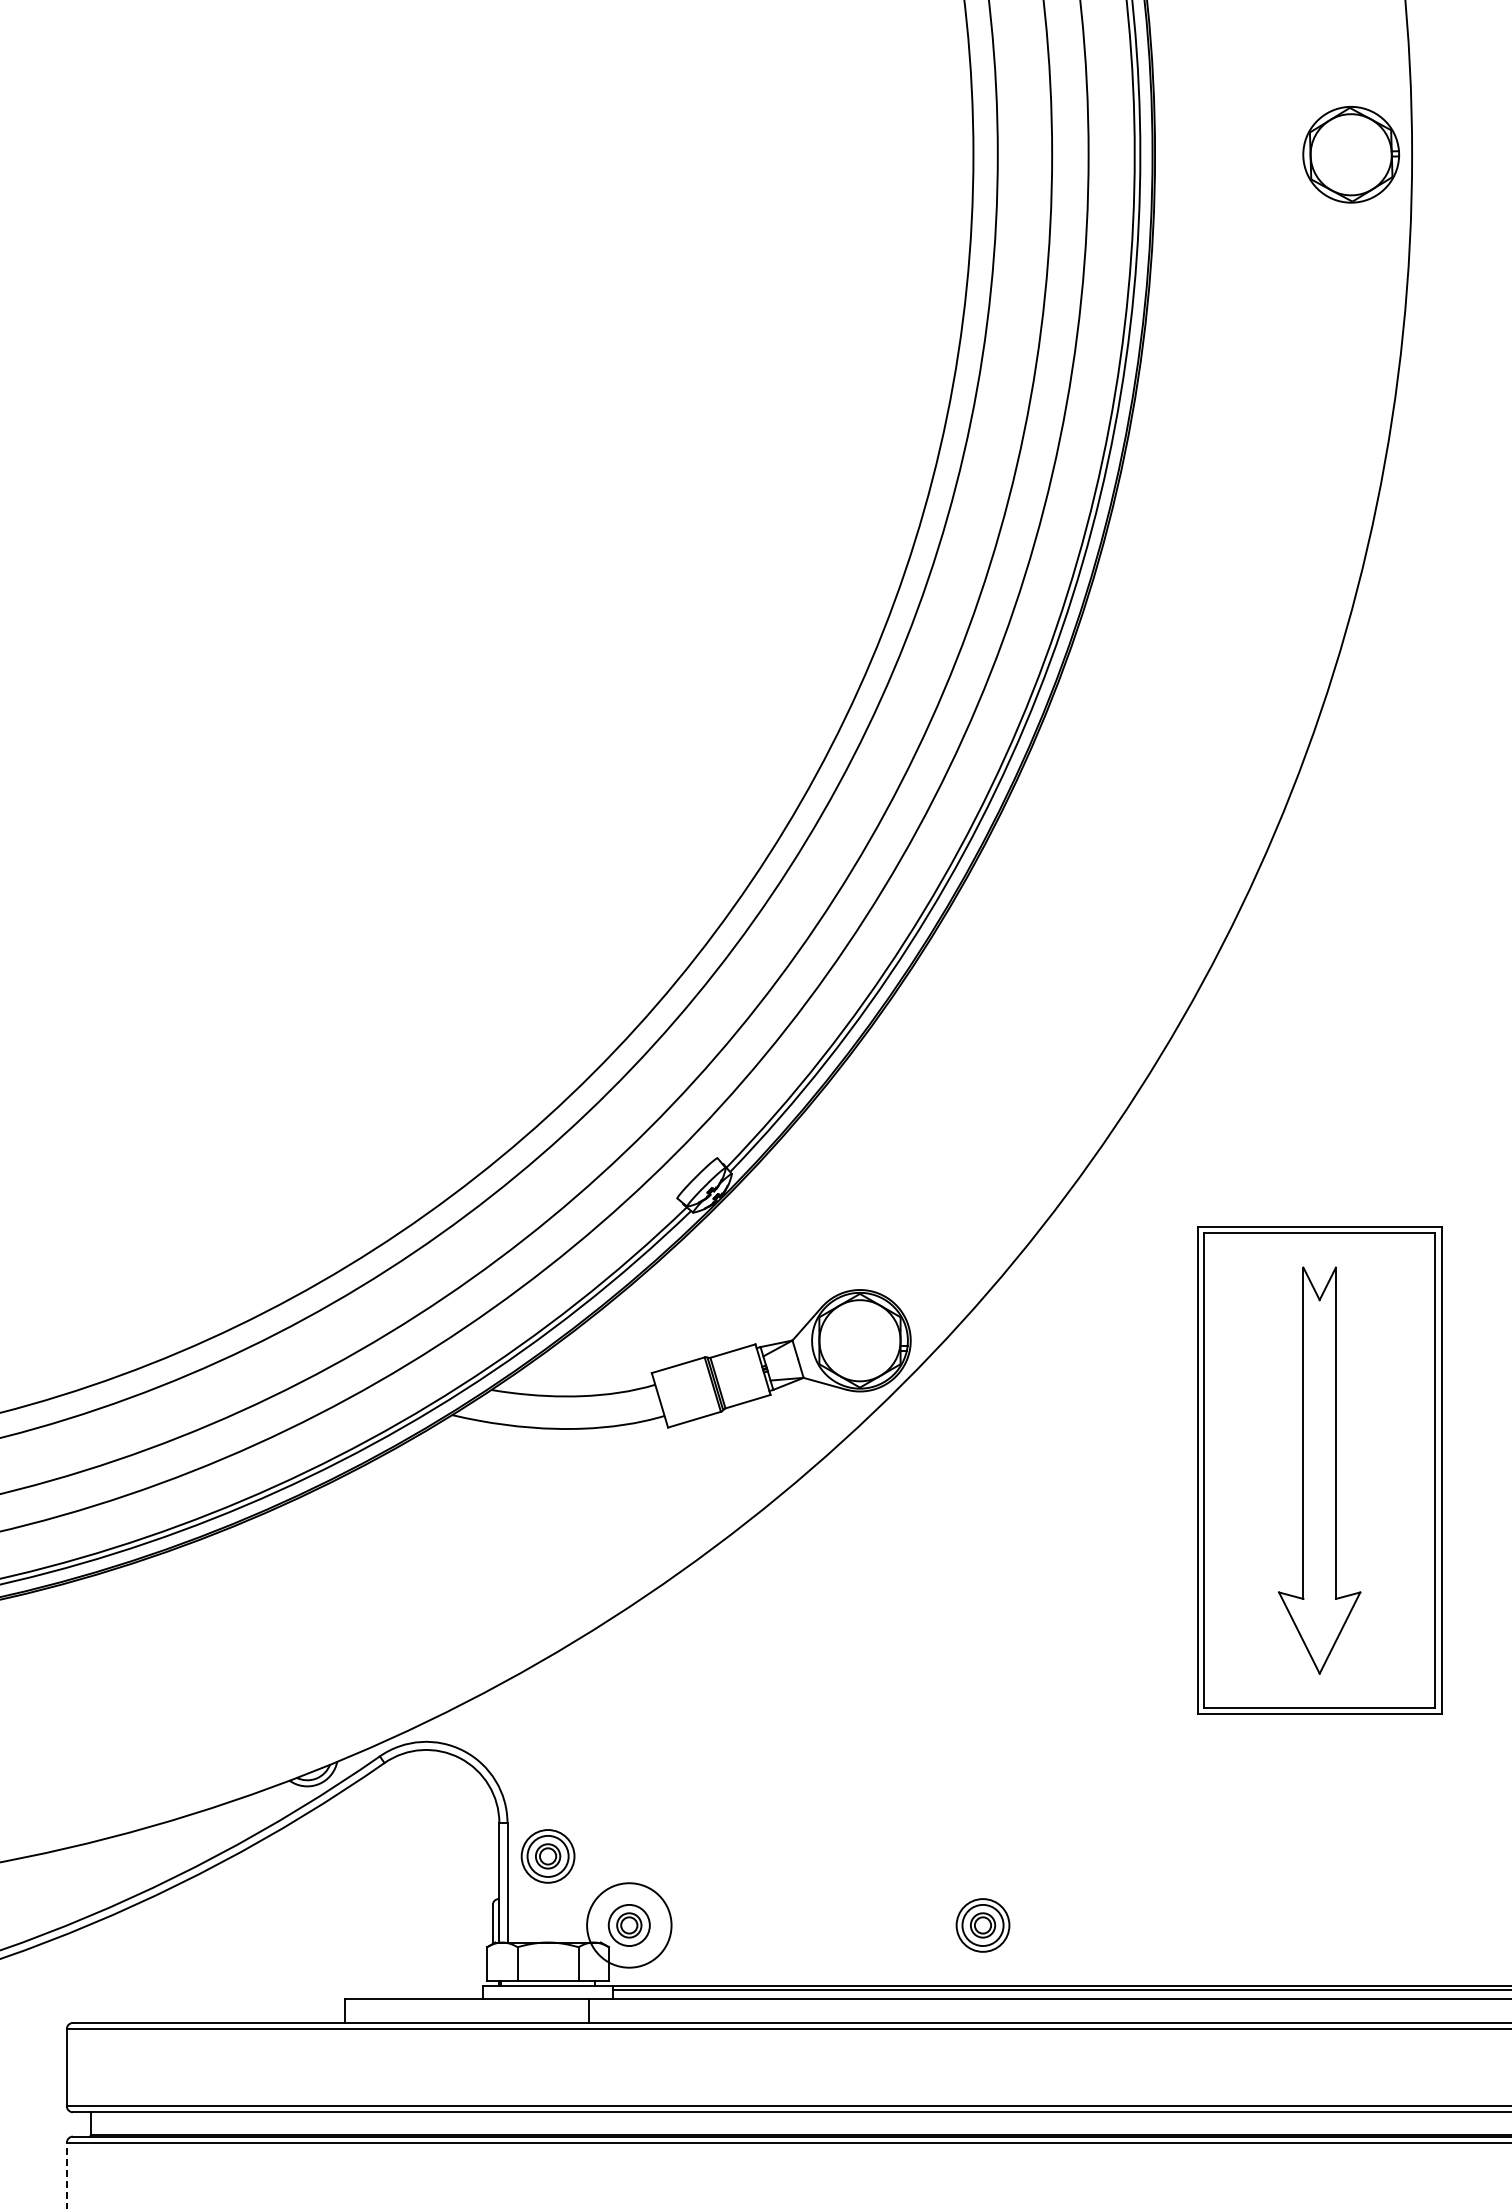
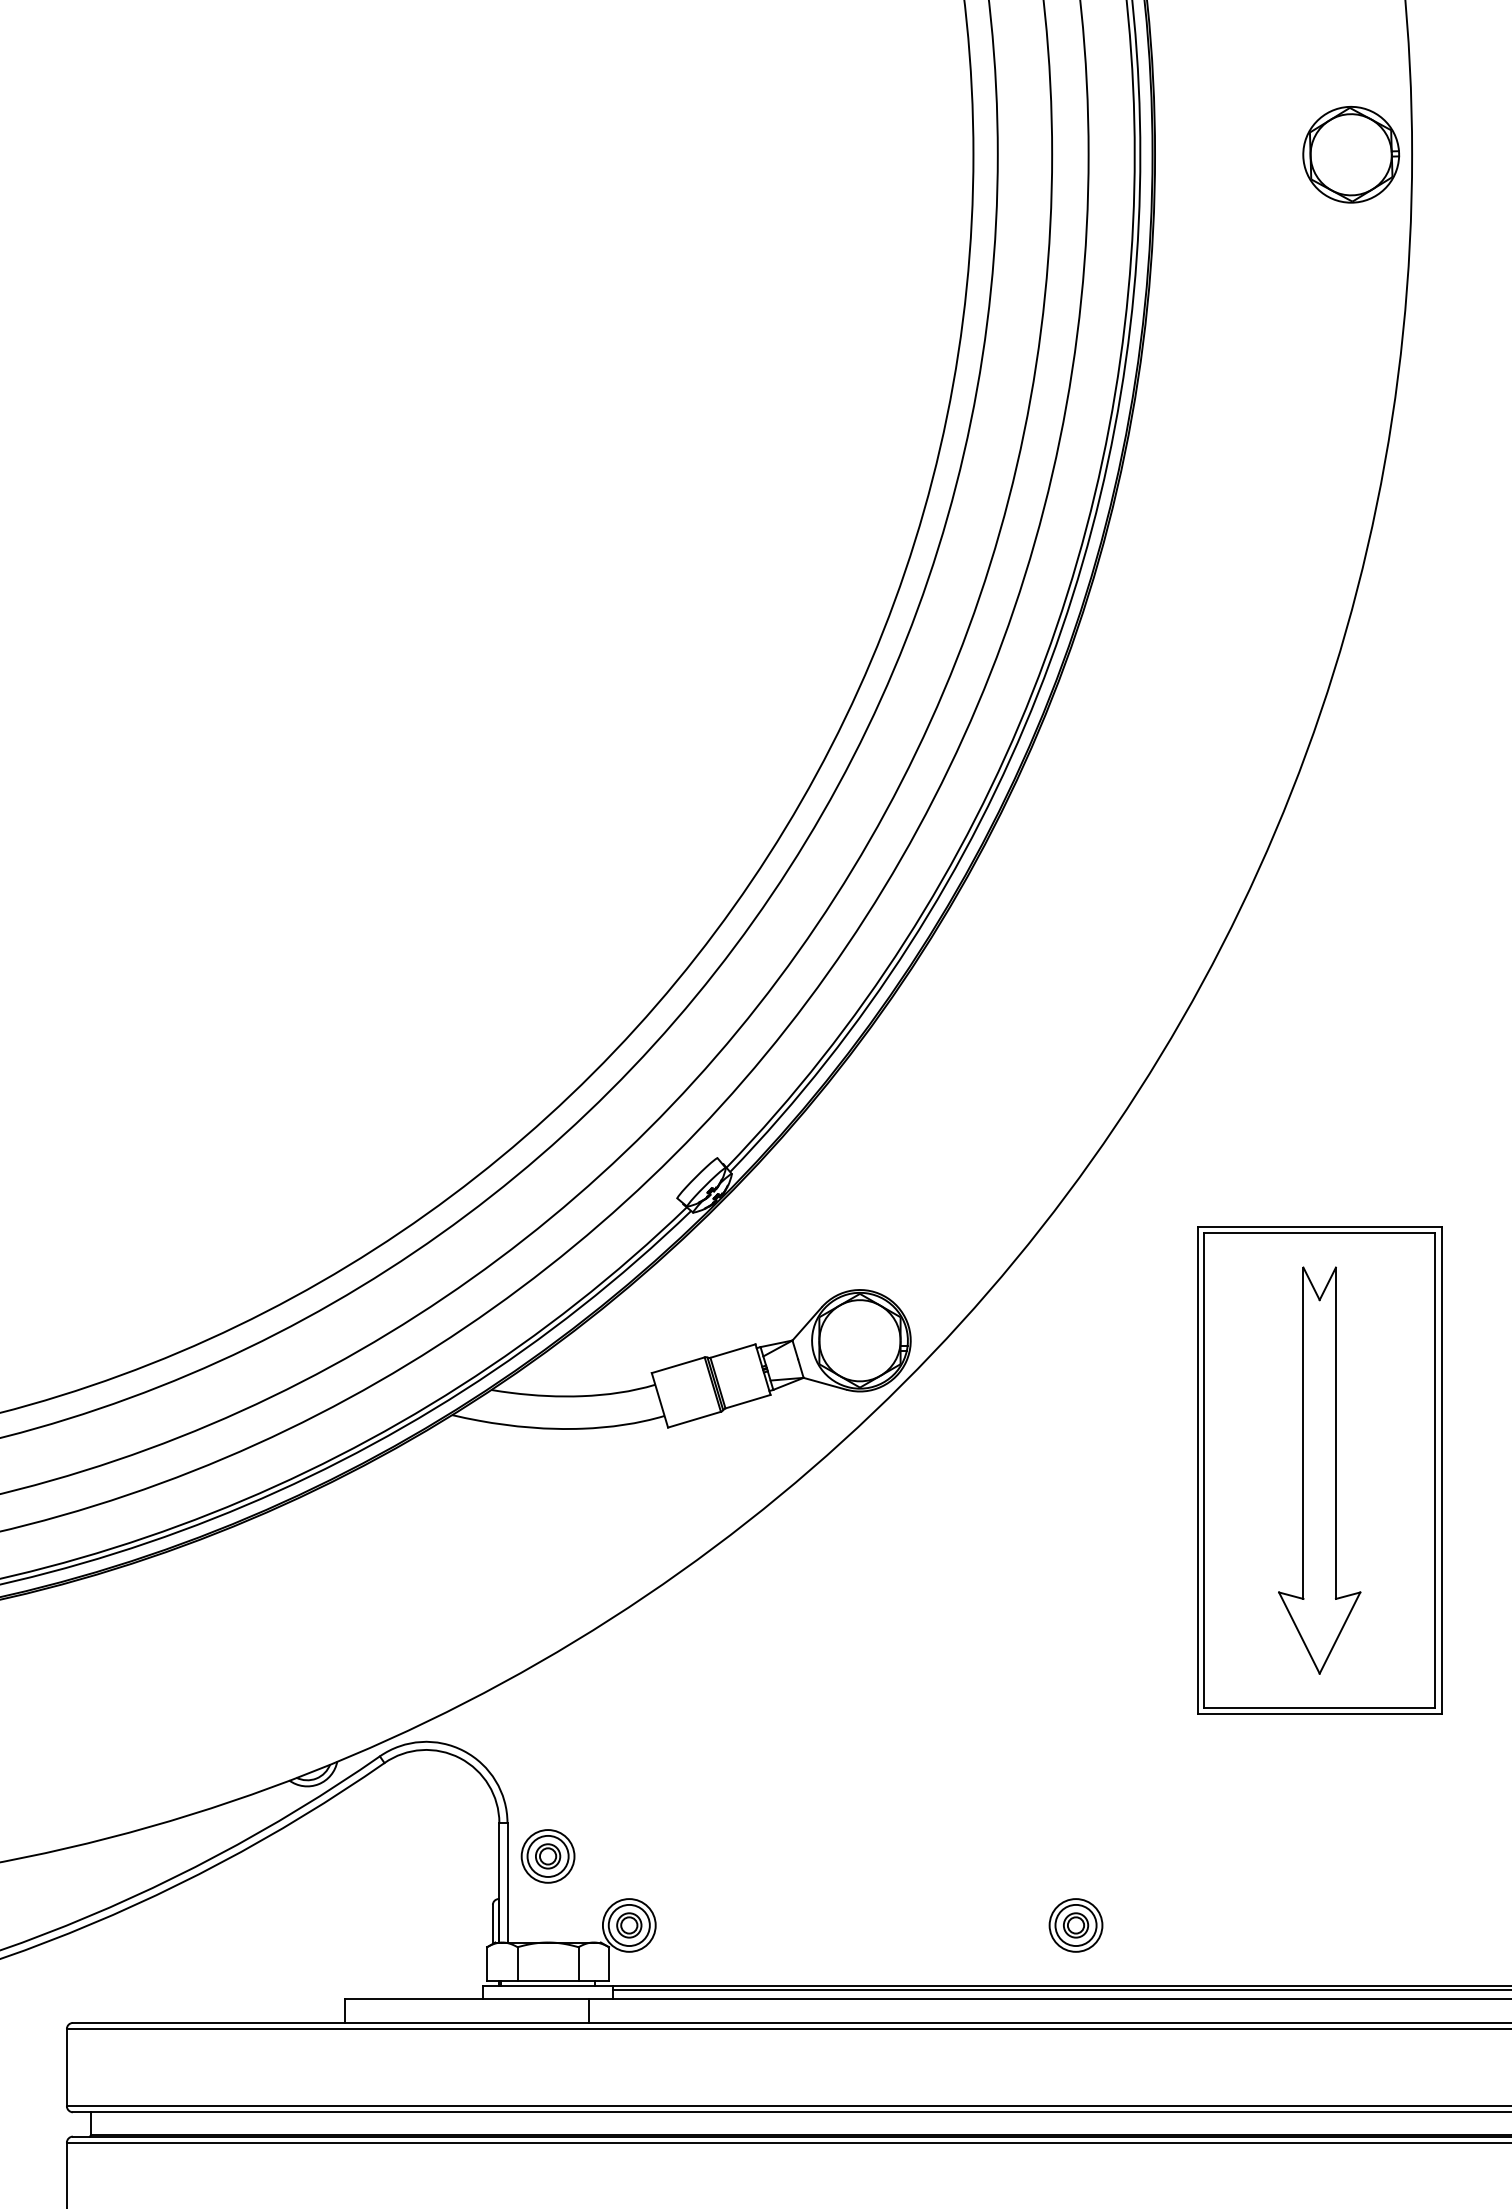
circle diameter: 84 px -> 53 px (628, 1925)
part position: (982, 1925) -> (1075, 1925) (1075, 1925)
line: dashed -> solid (66, 2175)
